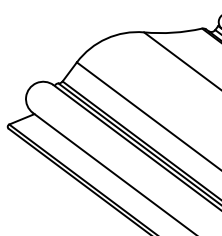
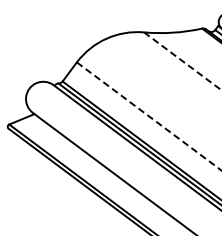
line: solid -> dashed (183, 61)
line: solid -> dashed (149, 116)
